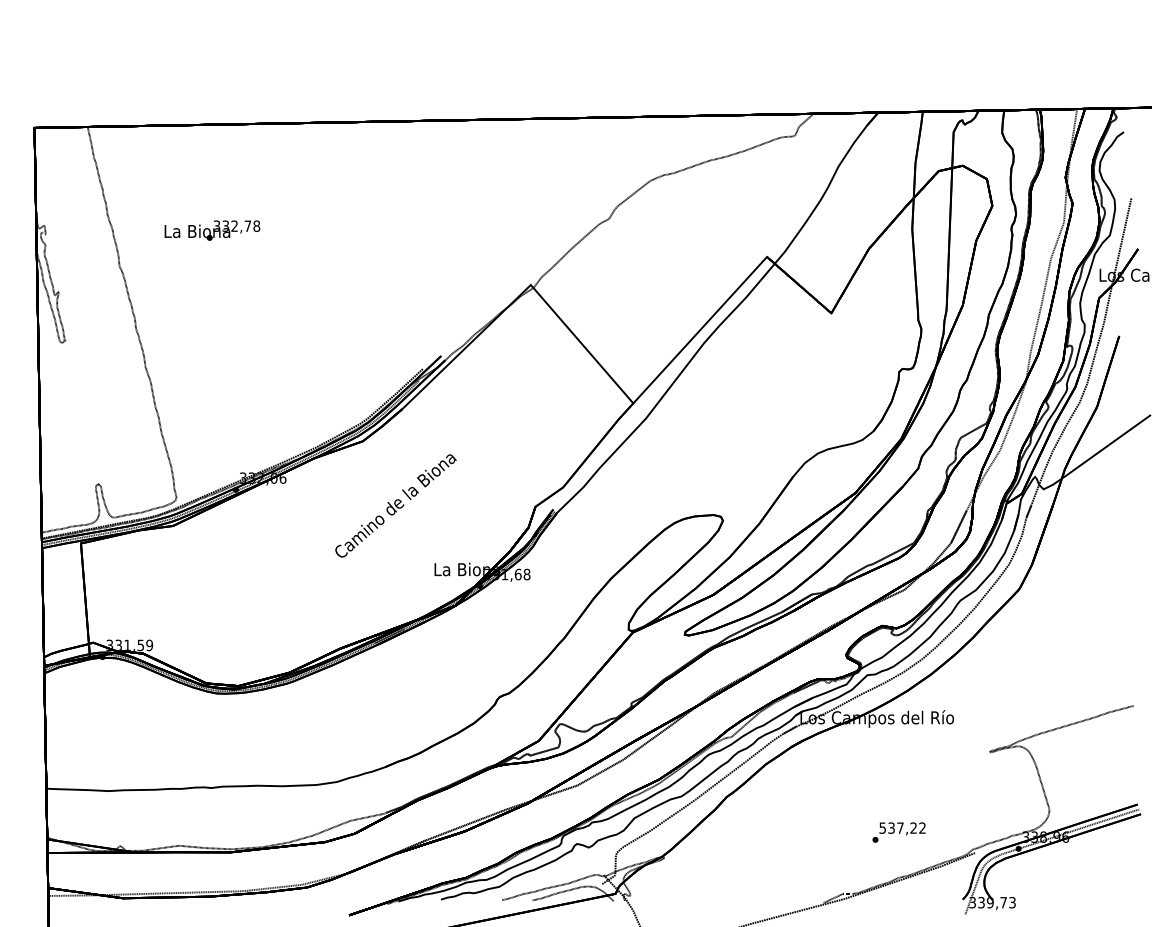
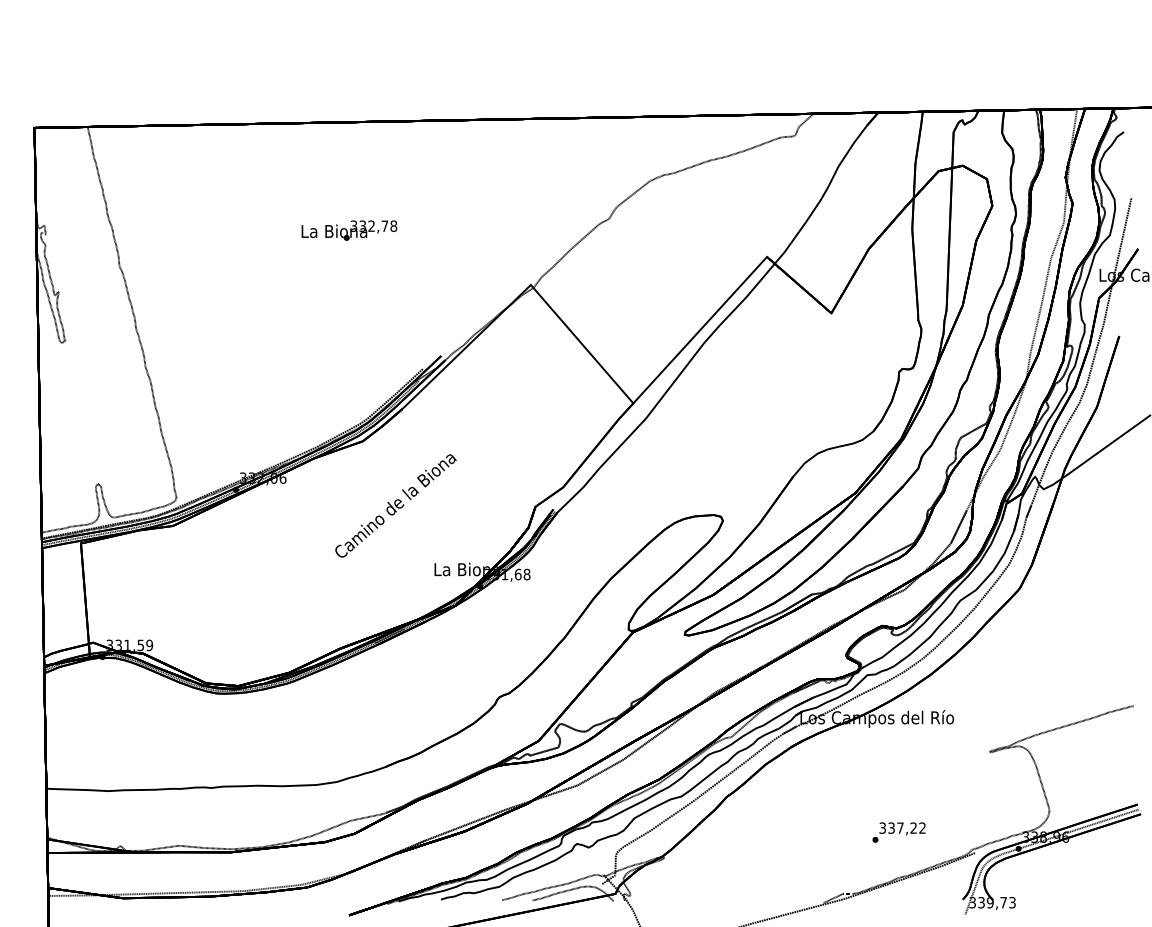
text position: (212, 230) -> (349, 230) (349, 230)
text: 537,22 -> 337,22 (882, 827)
